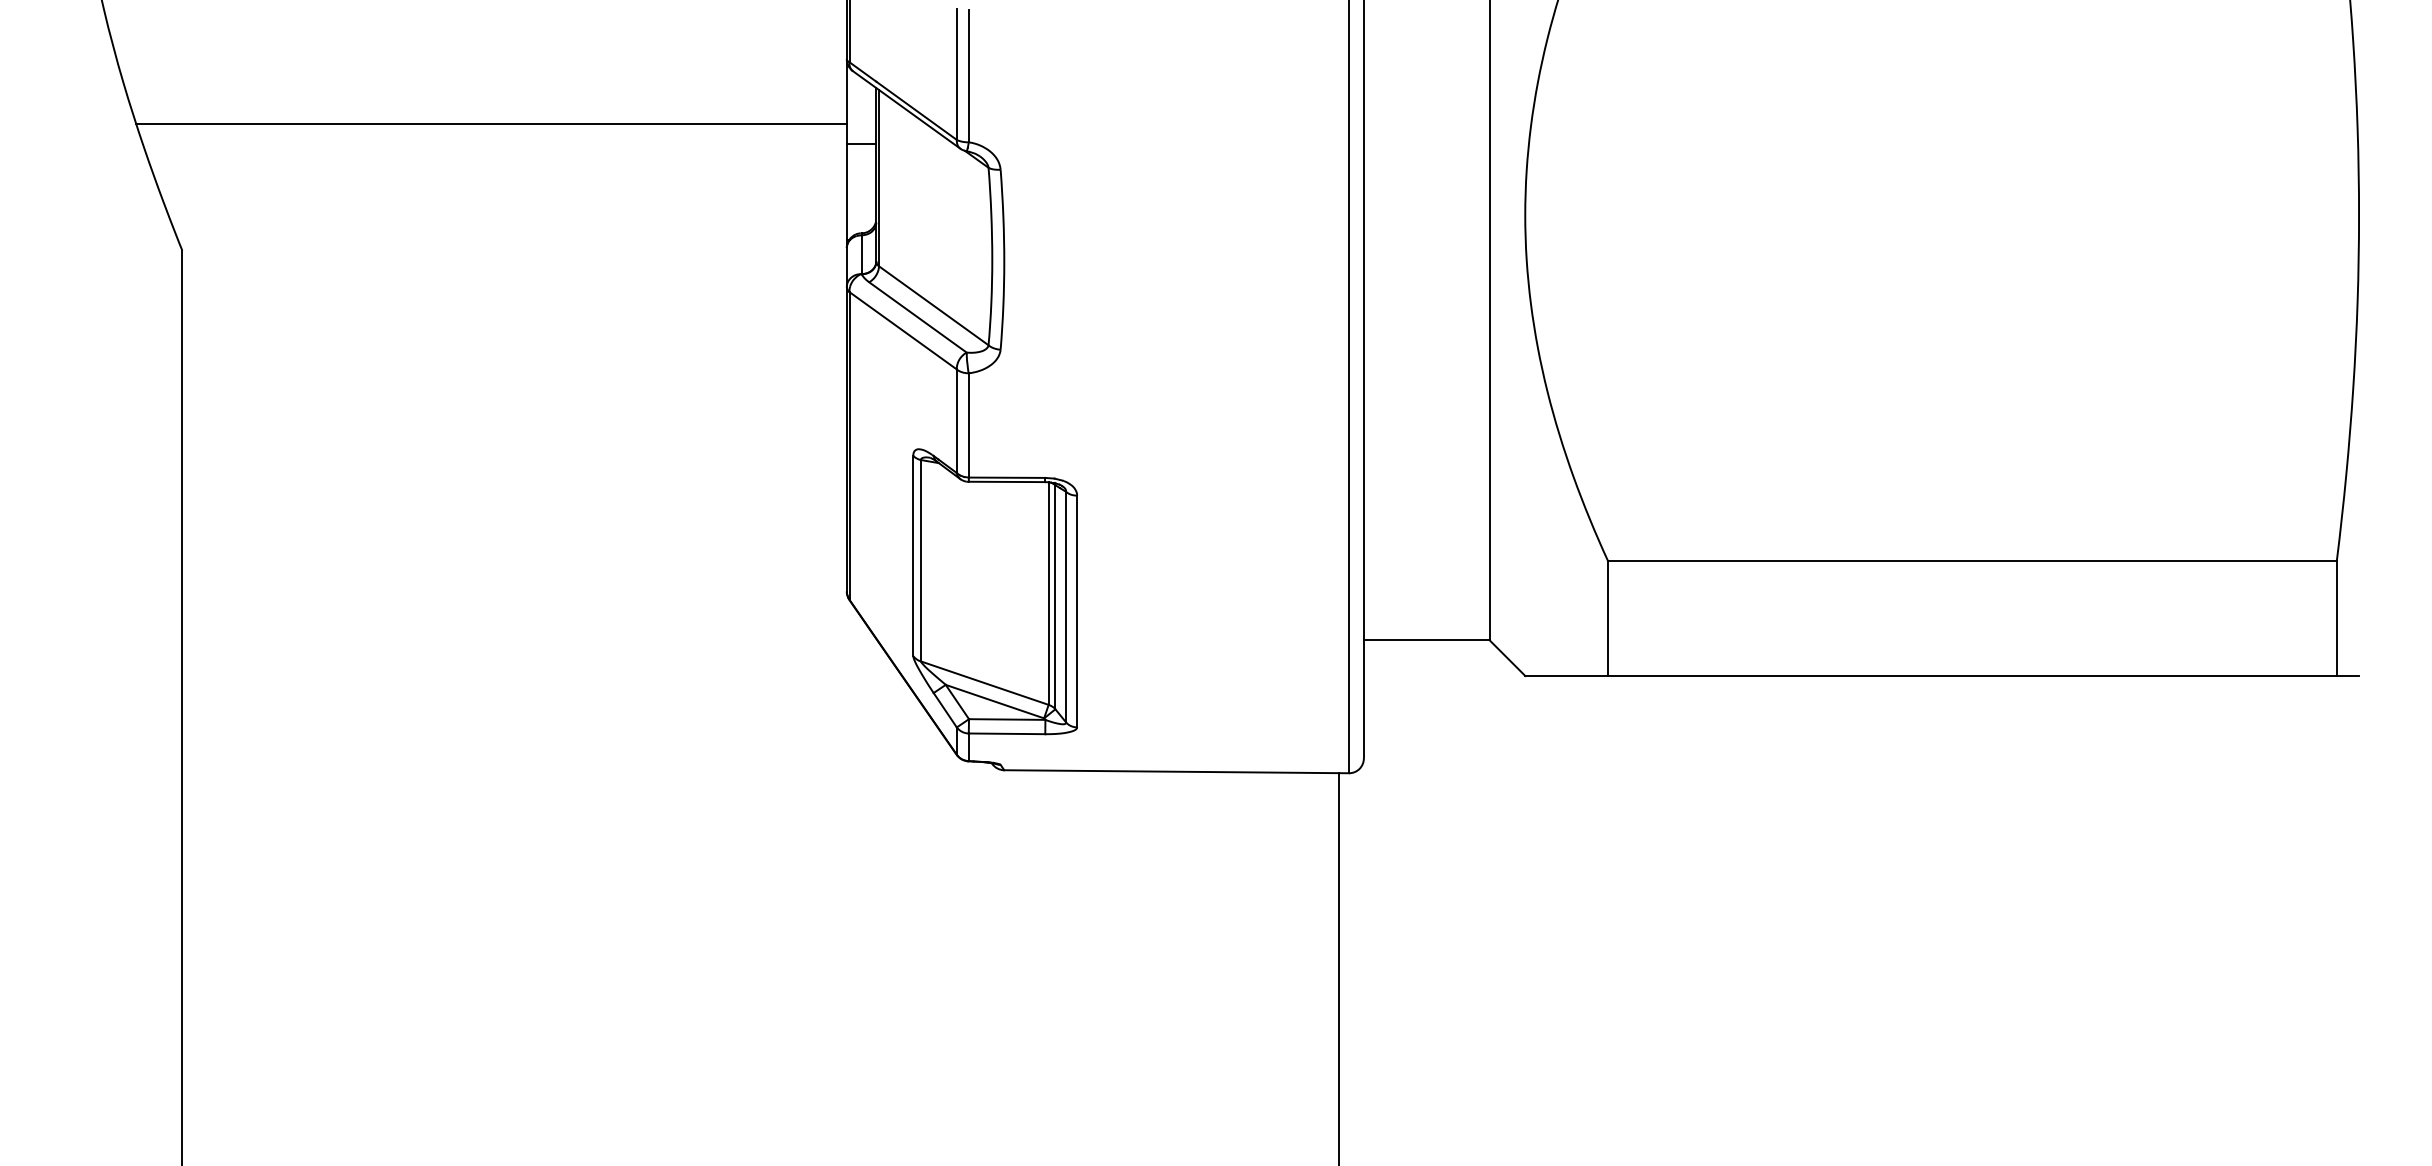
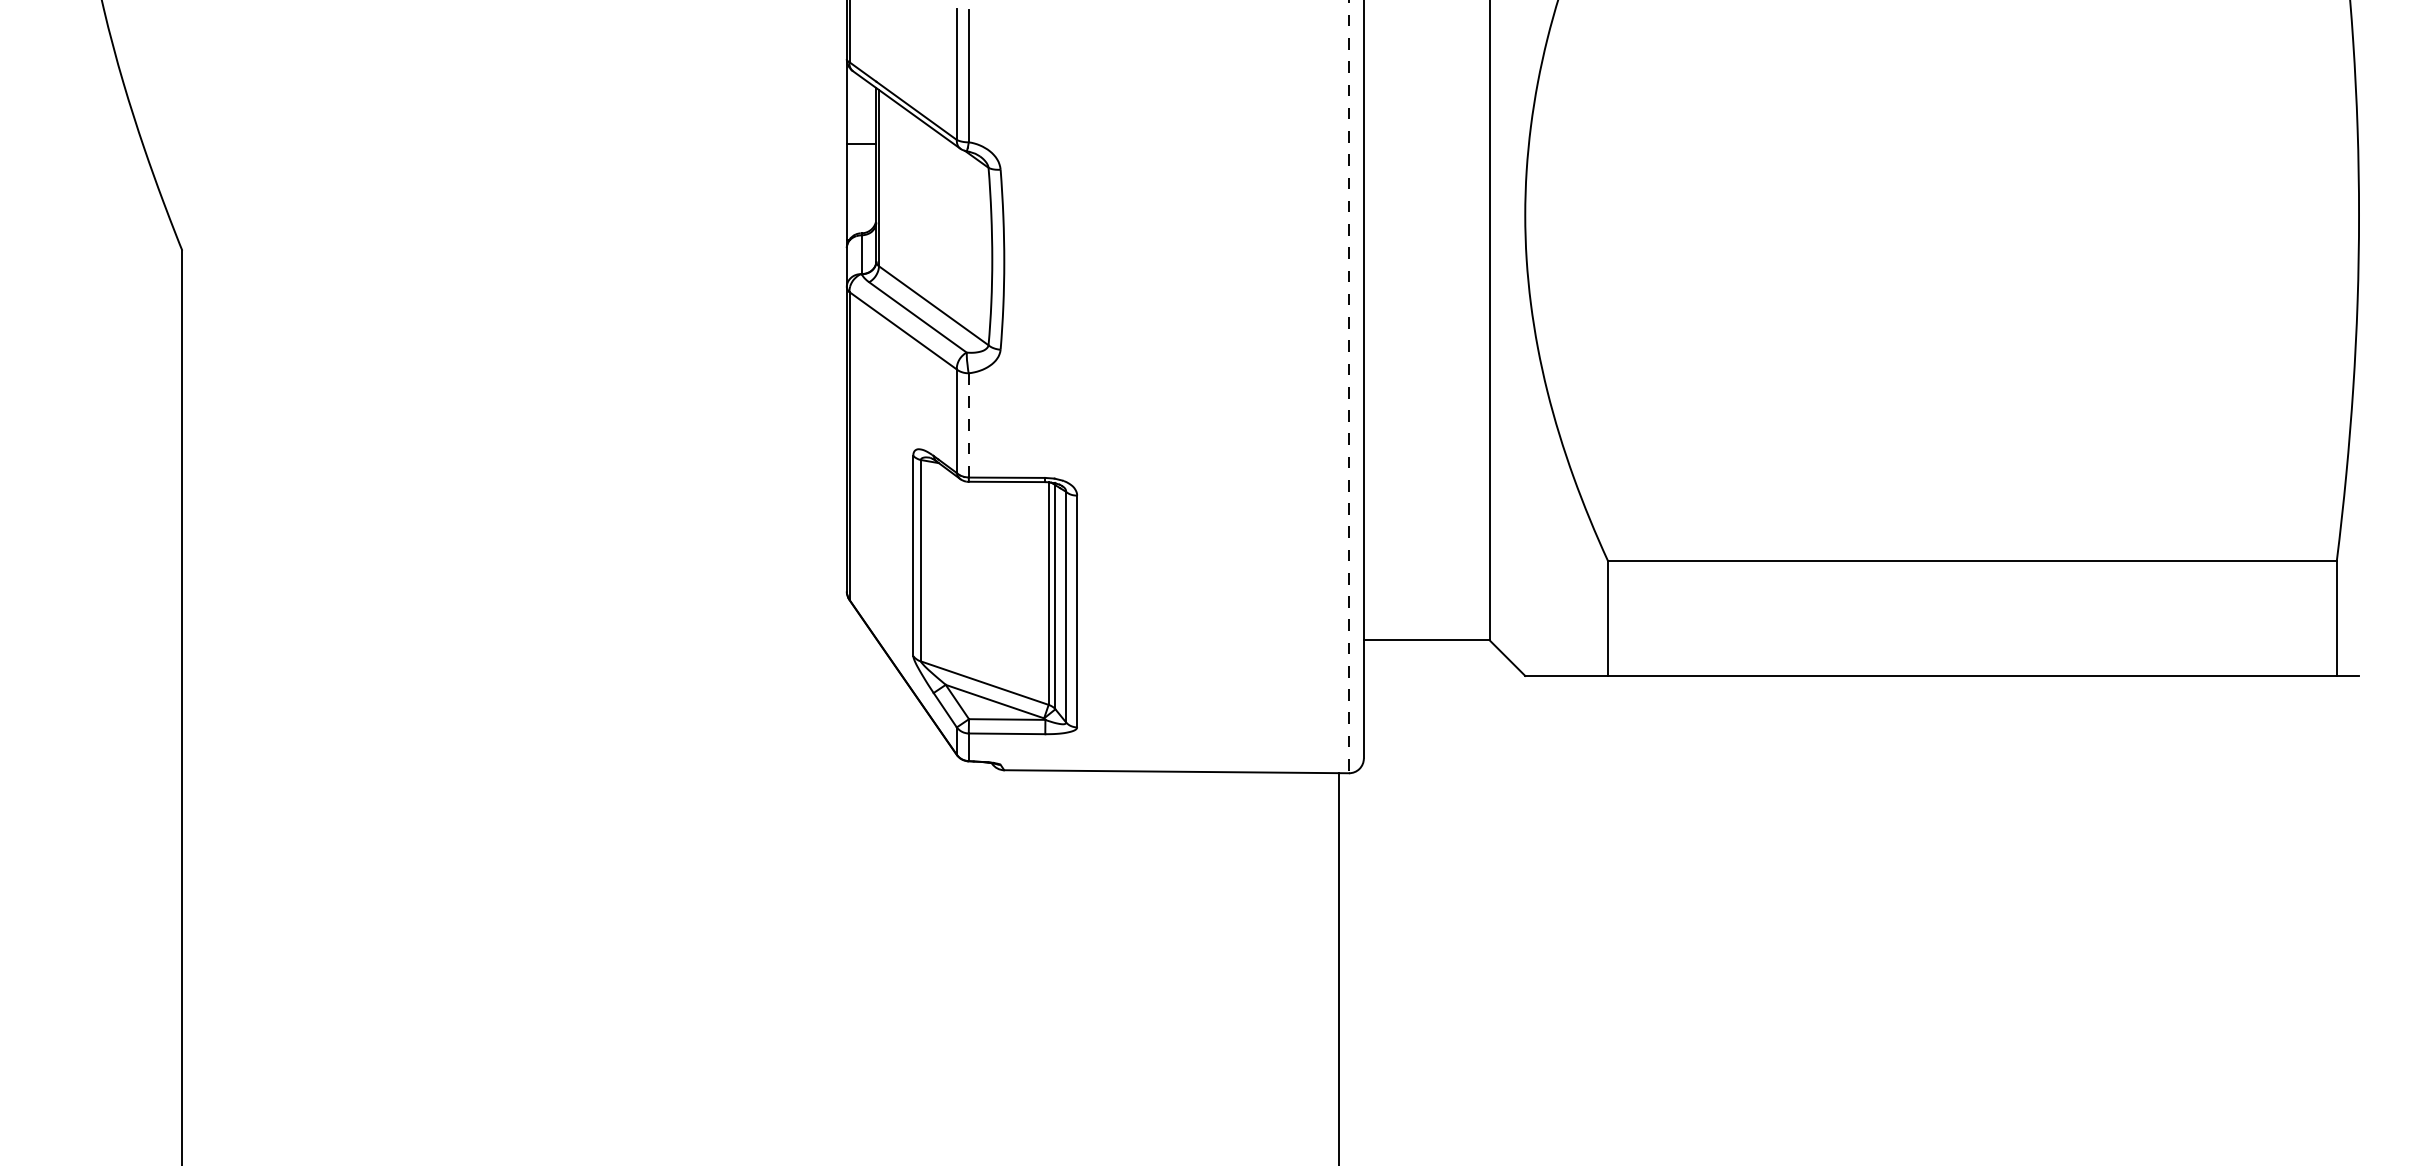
line: present -> none (491, 123)
line: solid -> dashed (1349, 387)
line: solid -> dashed (968, 424)
